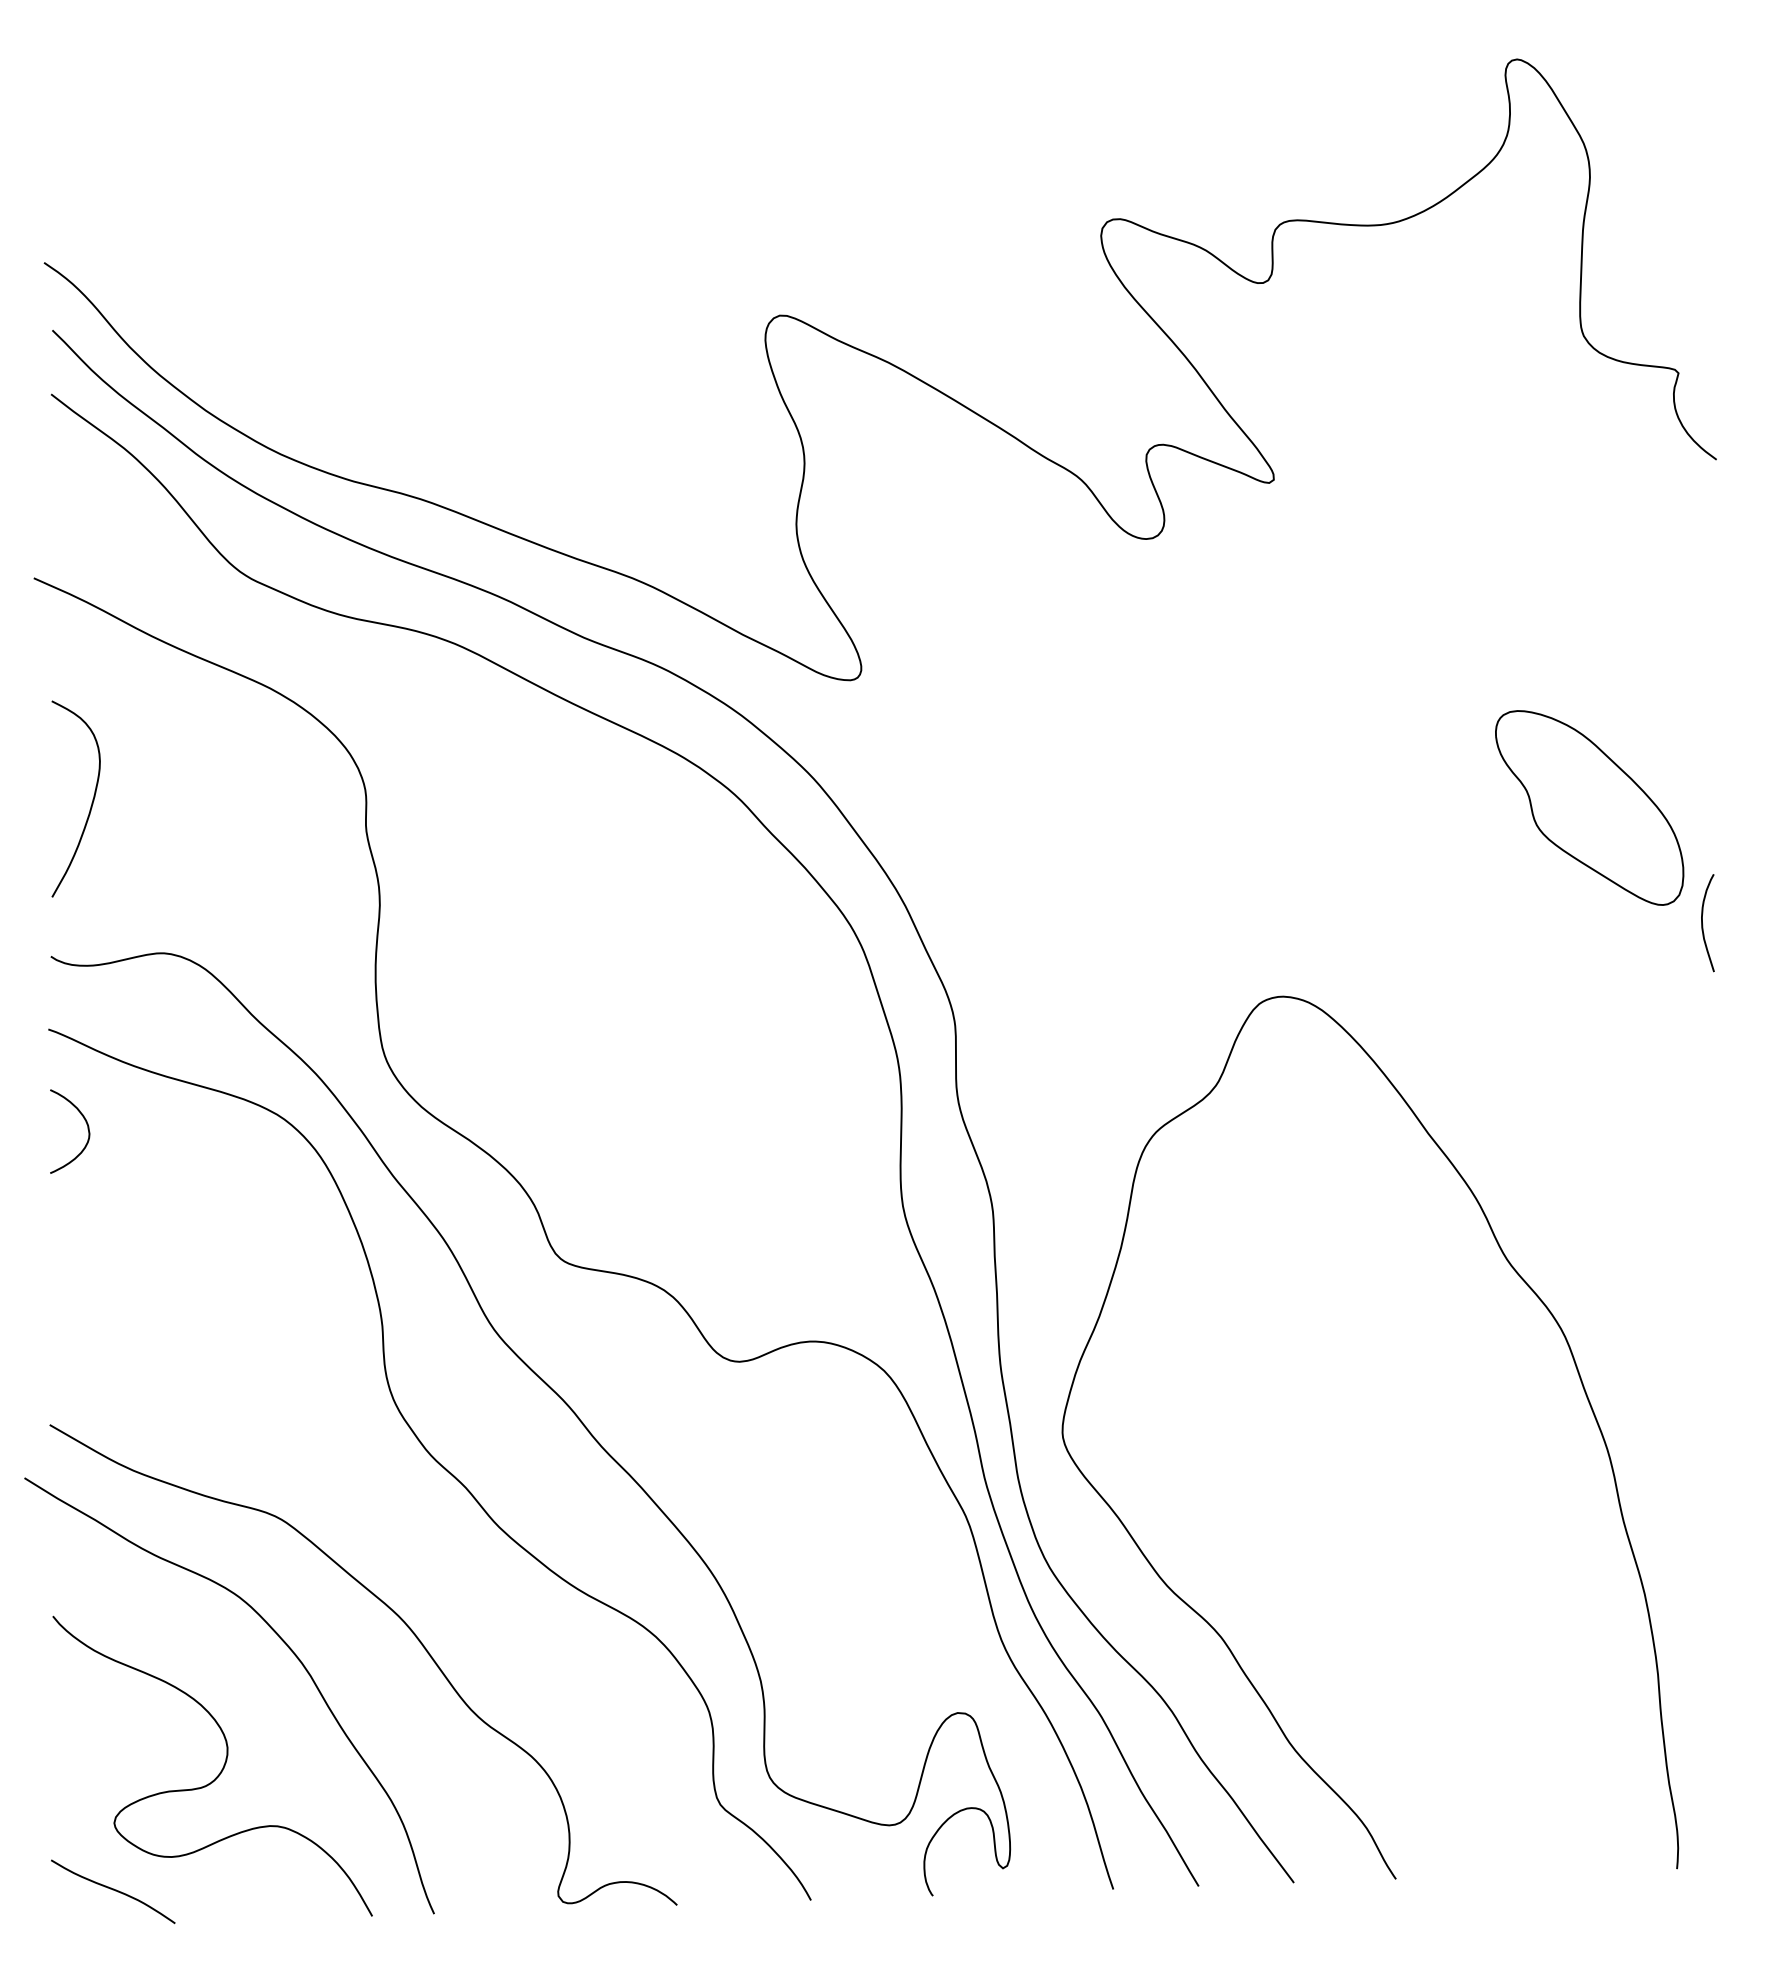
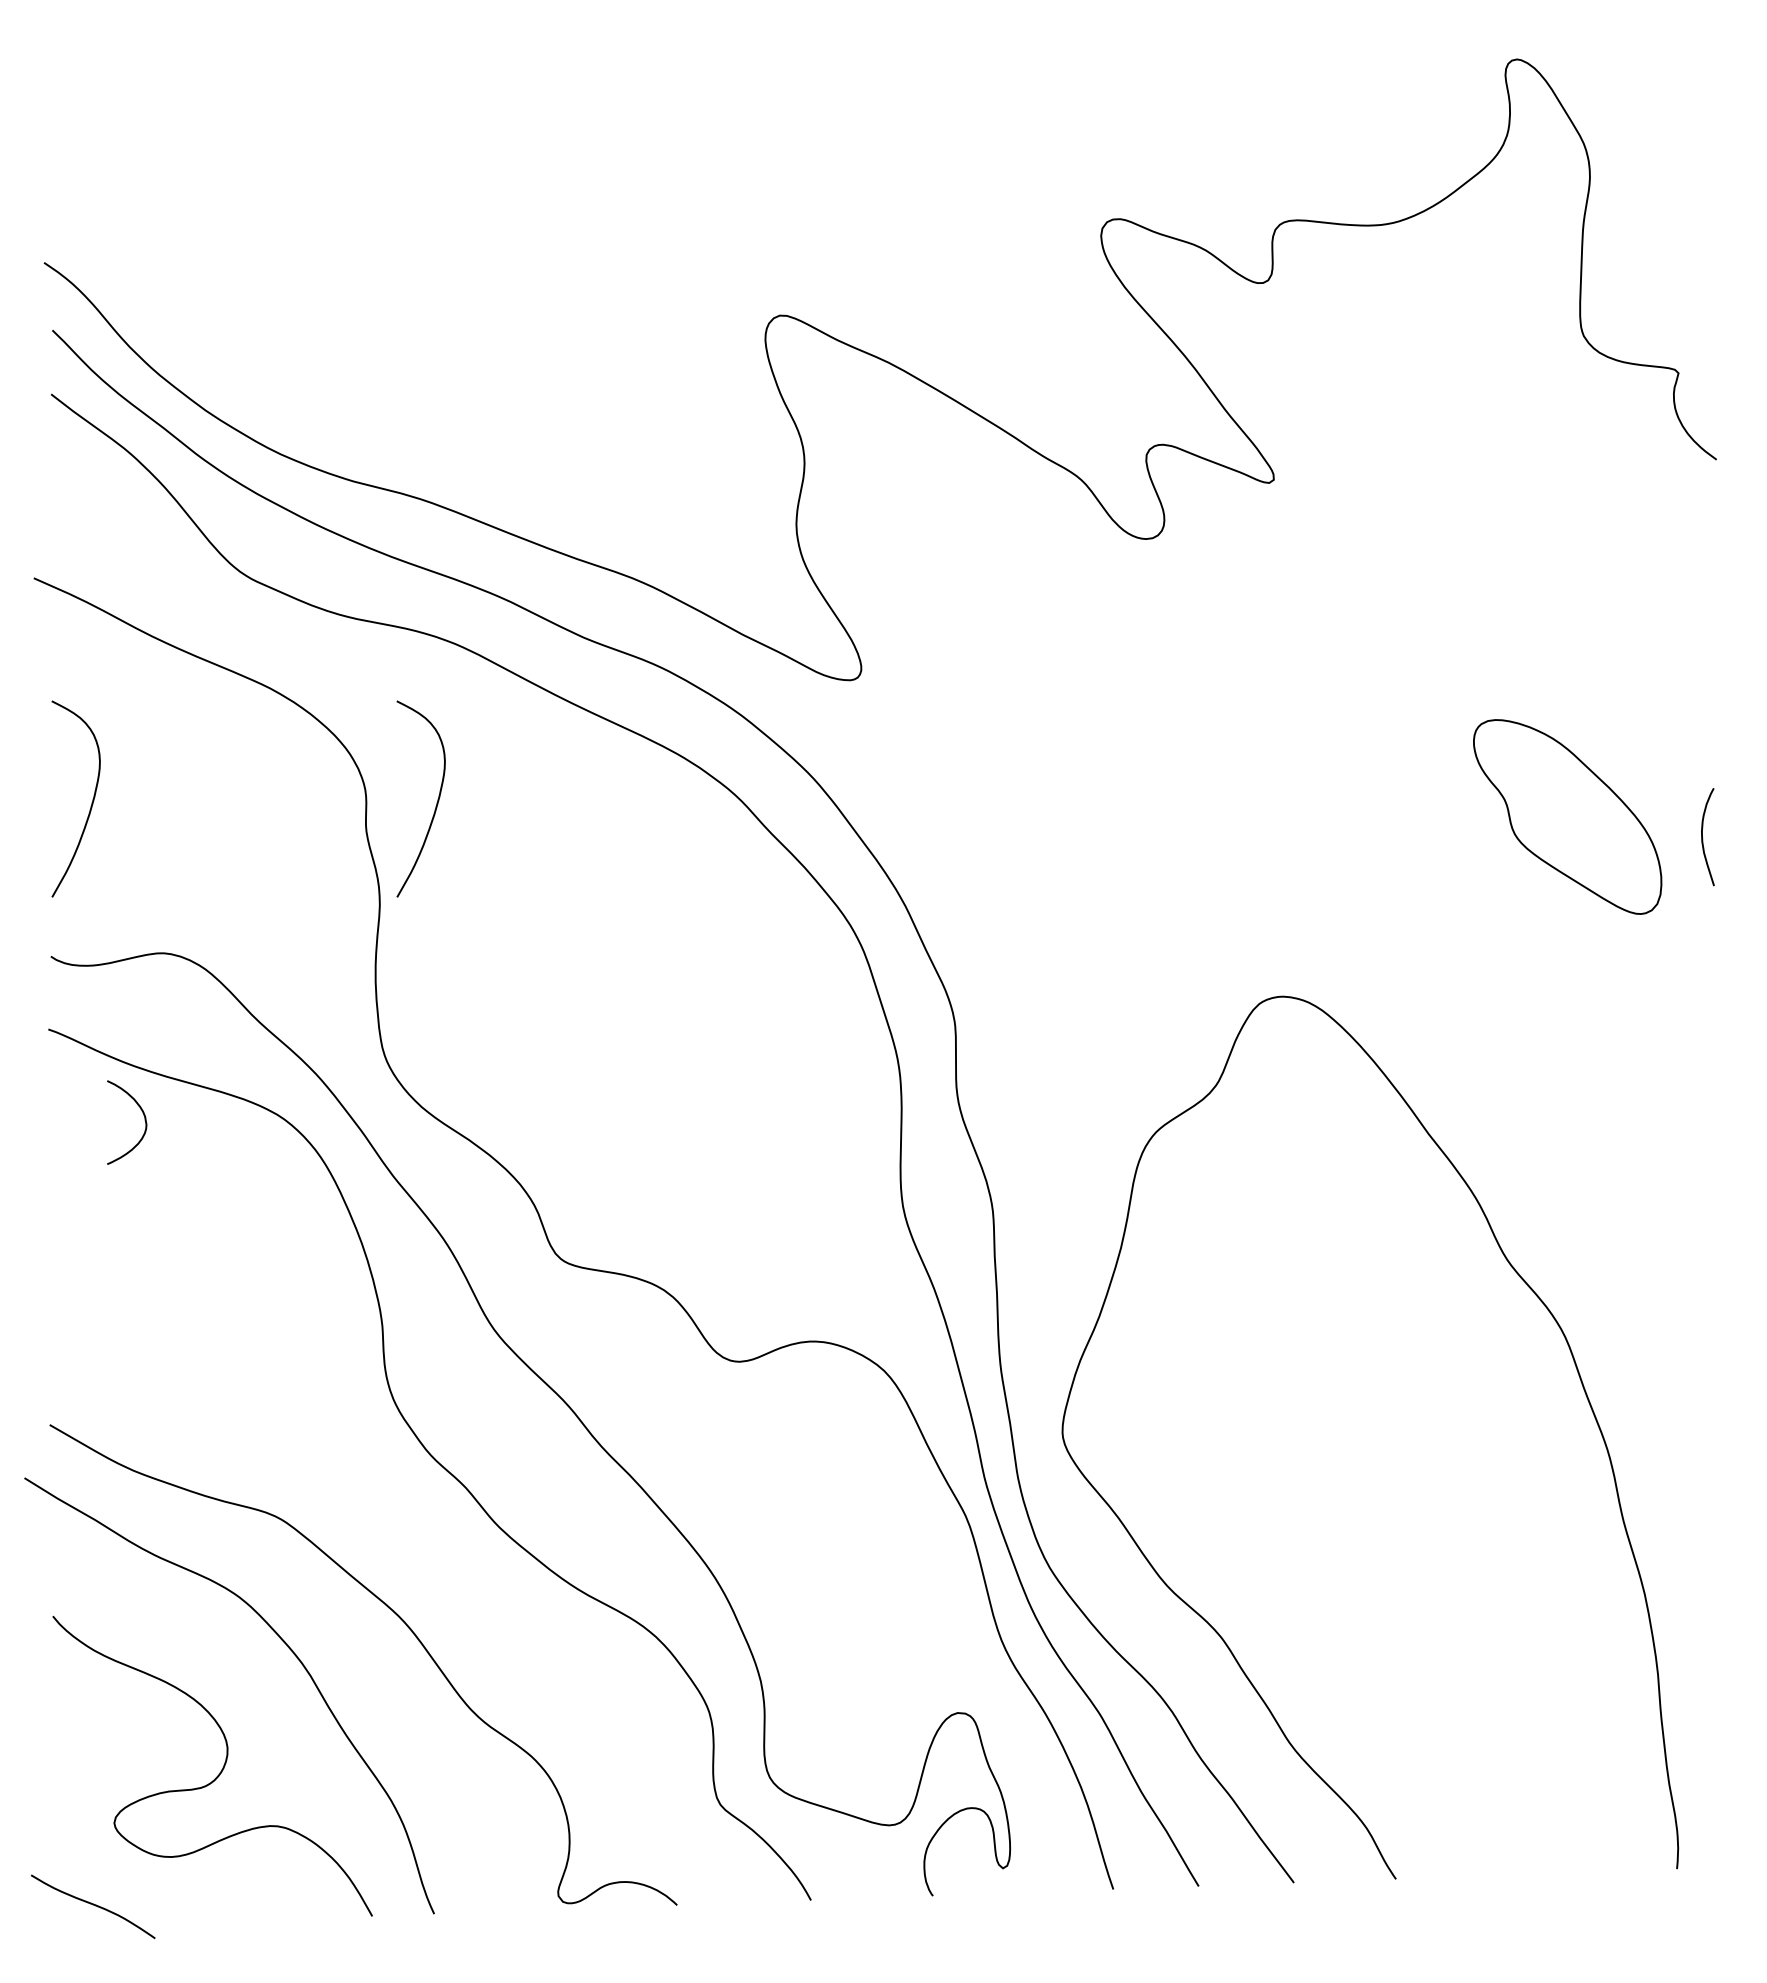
curve: none -> present (436, 802)
part position: (1589, 807) -> (1567, 816) (1567, 816)
curve position: (1703, 924) -> (1703, 838) (1703, 838)
curve position: (87, 1129) -> (144, 1120) (144, 1120)
curve position: (113, 1890) -> (93, 1905) (93, 1905)
